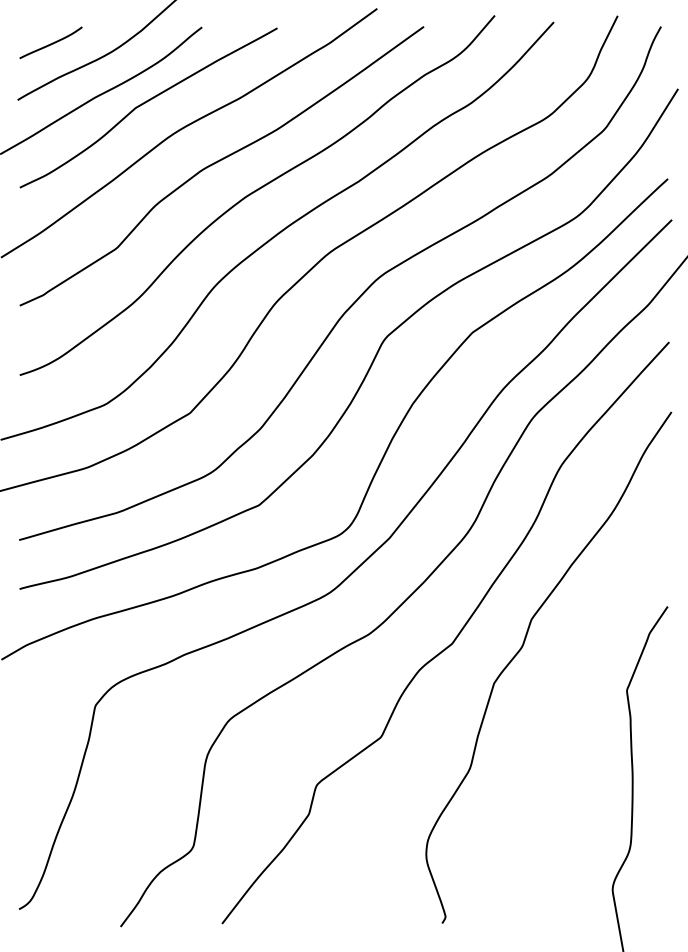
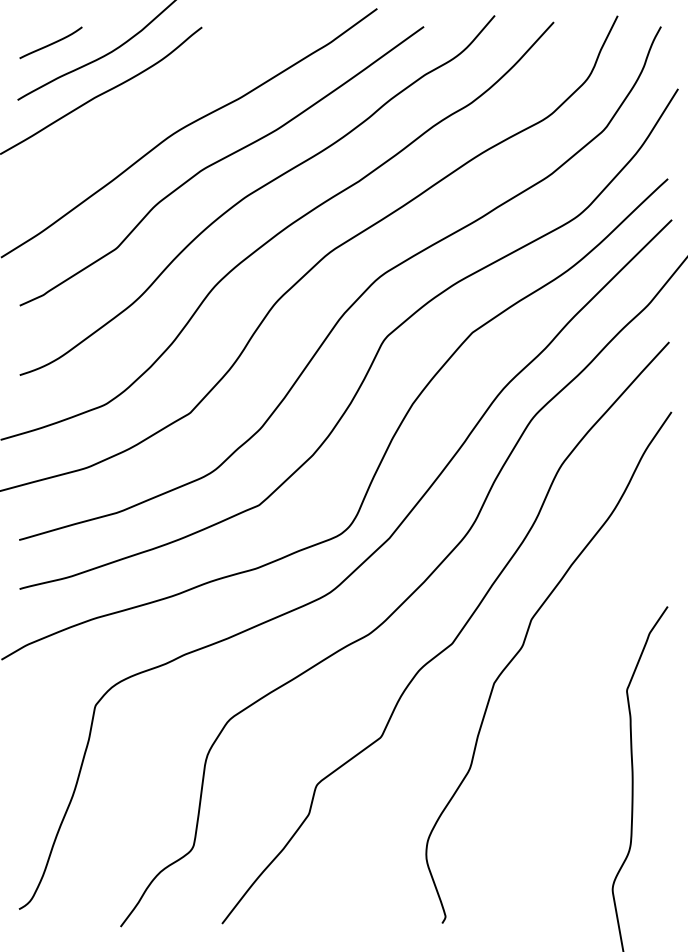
curve: present -> none (145, 103)
